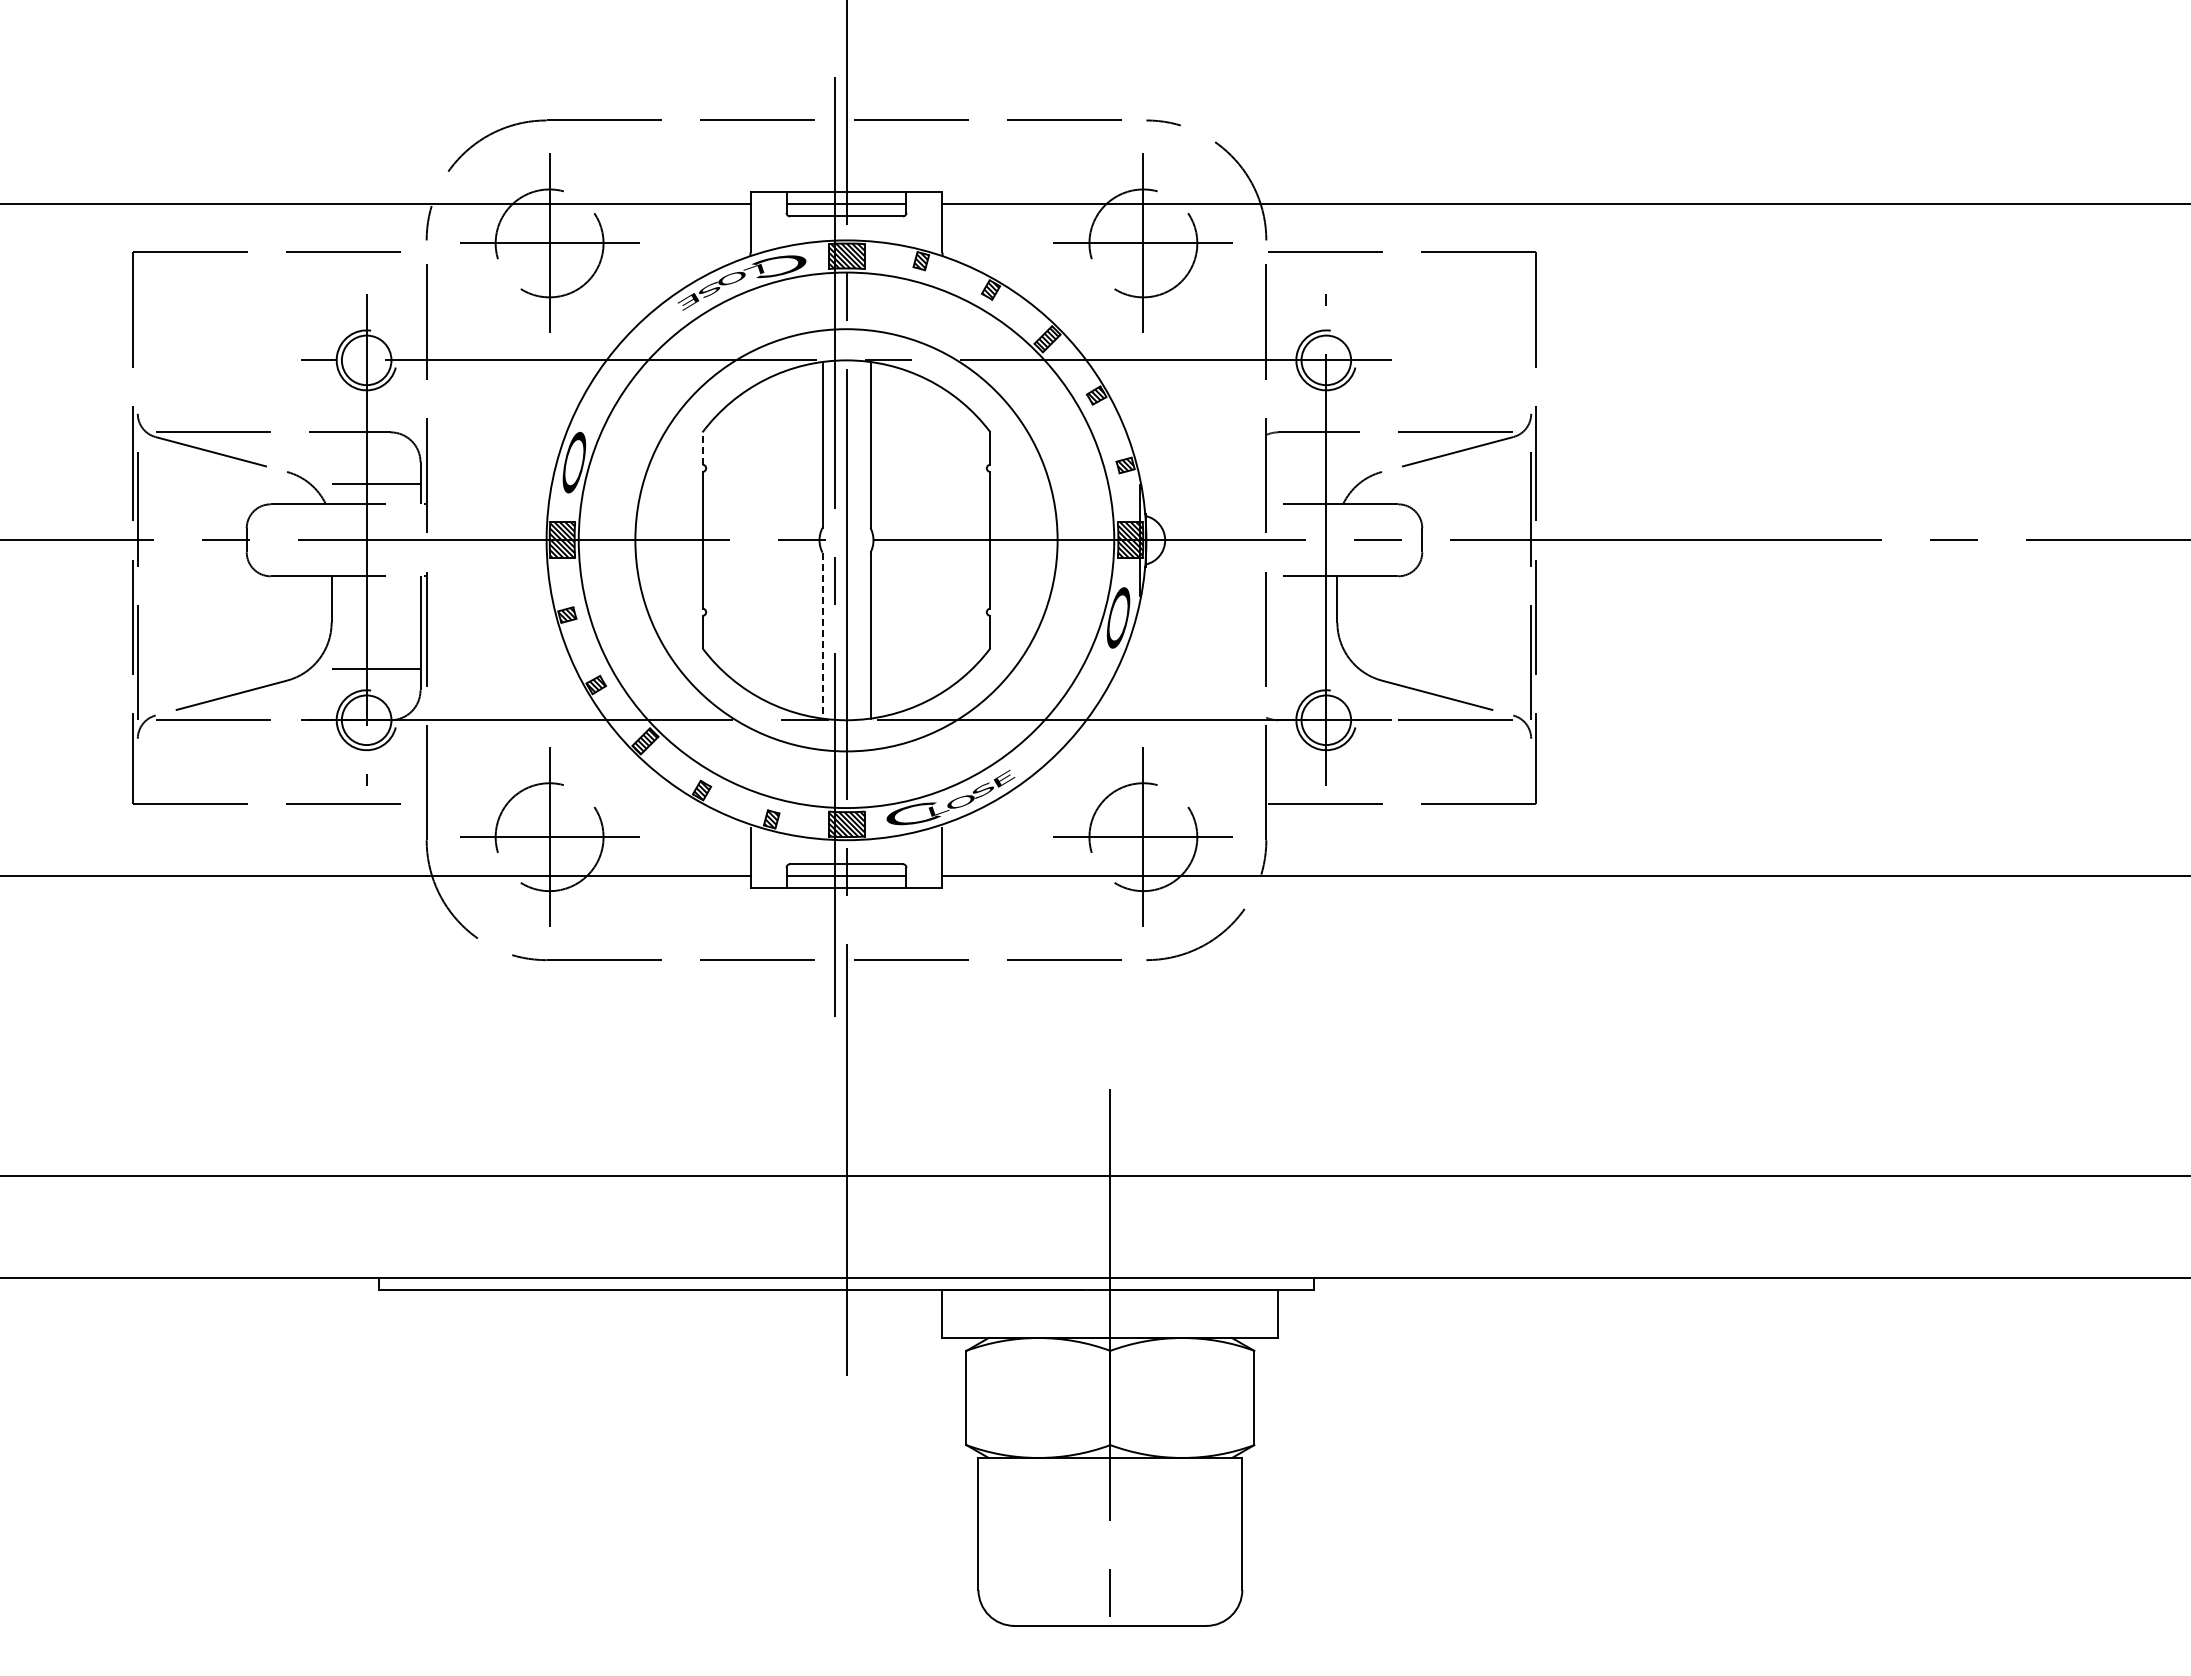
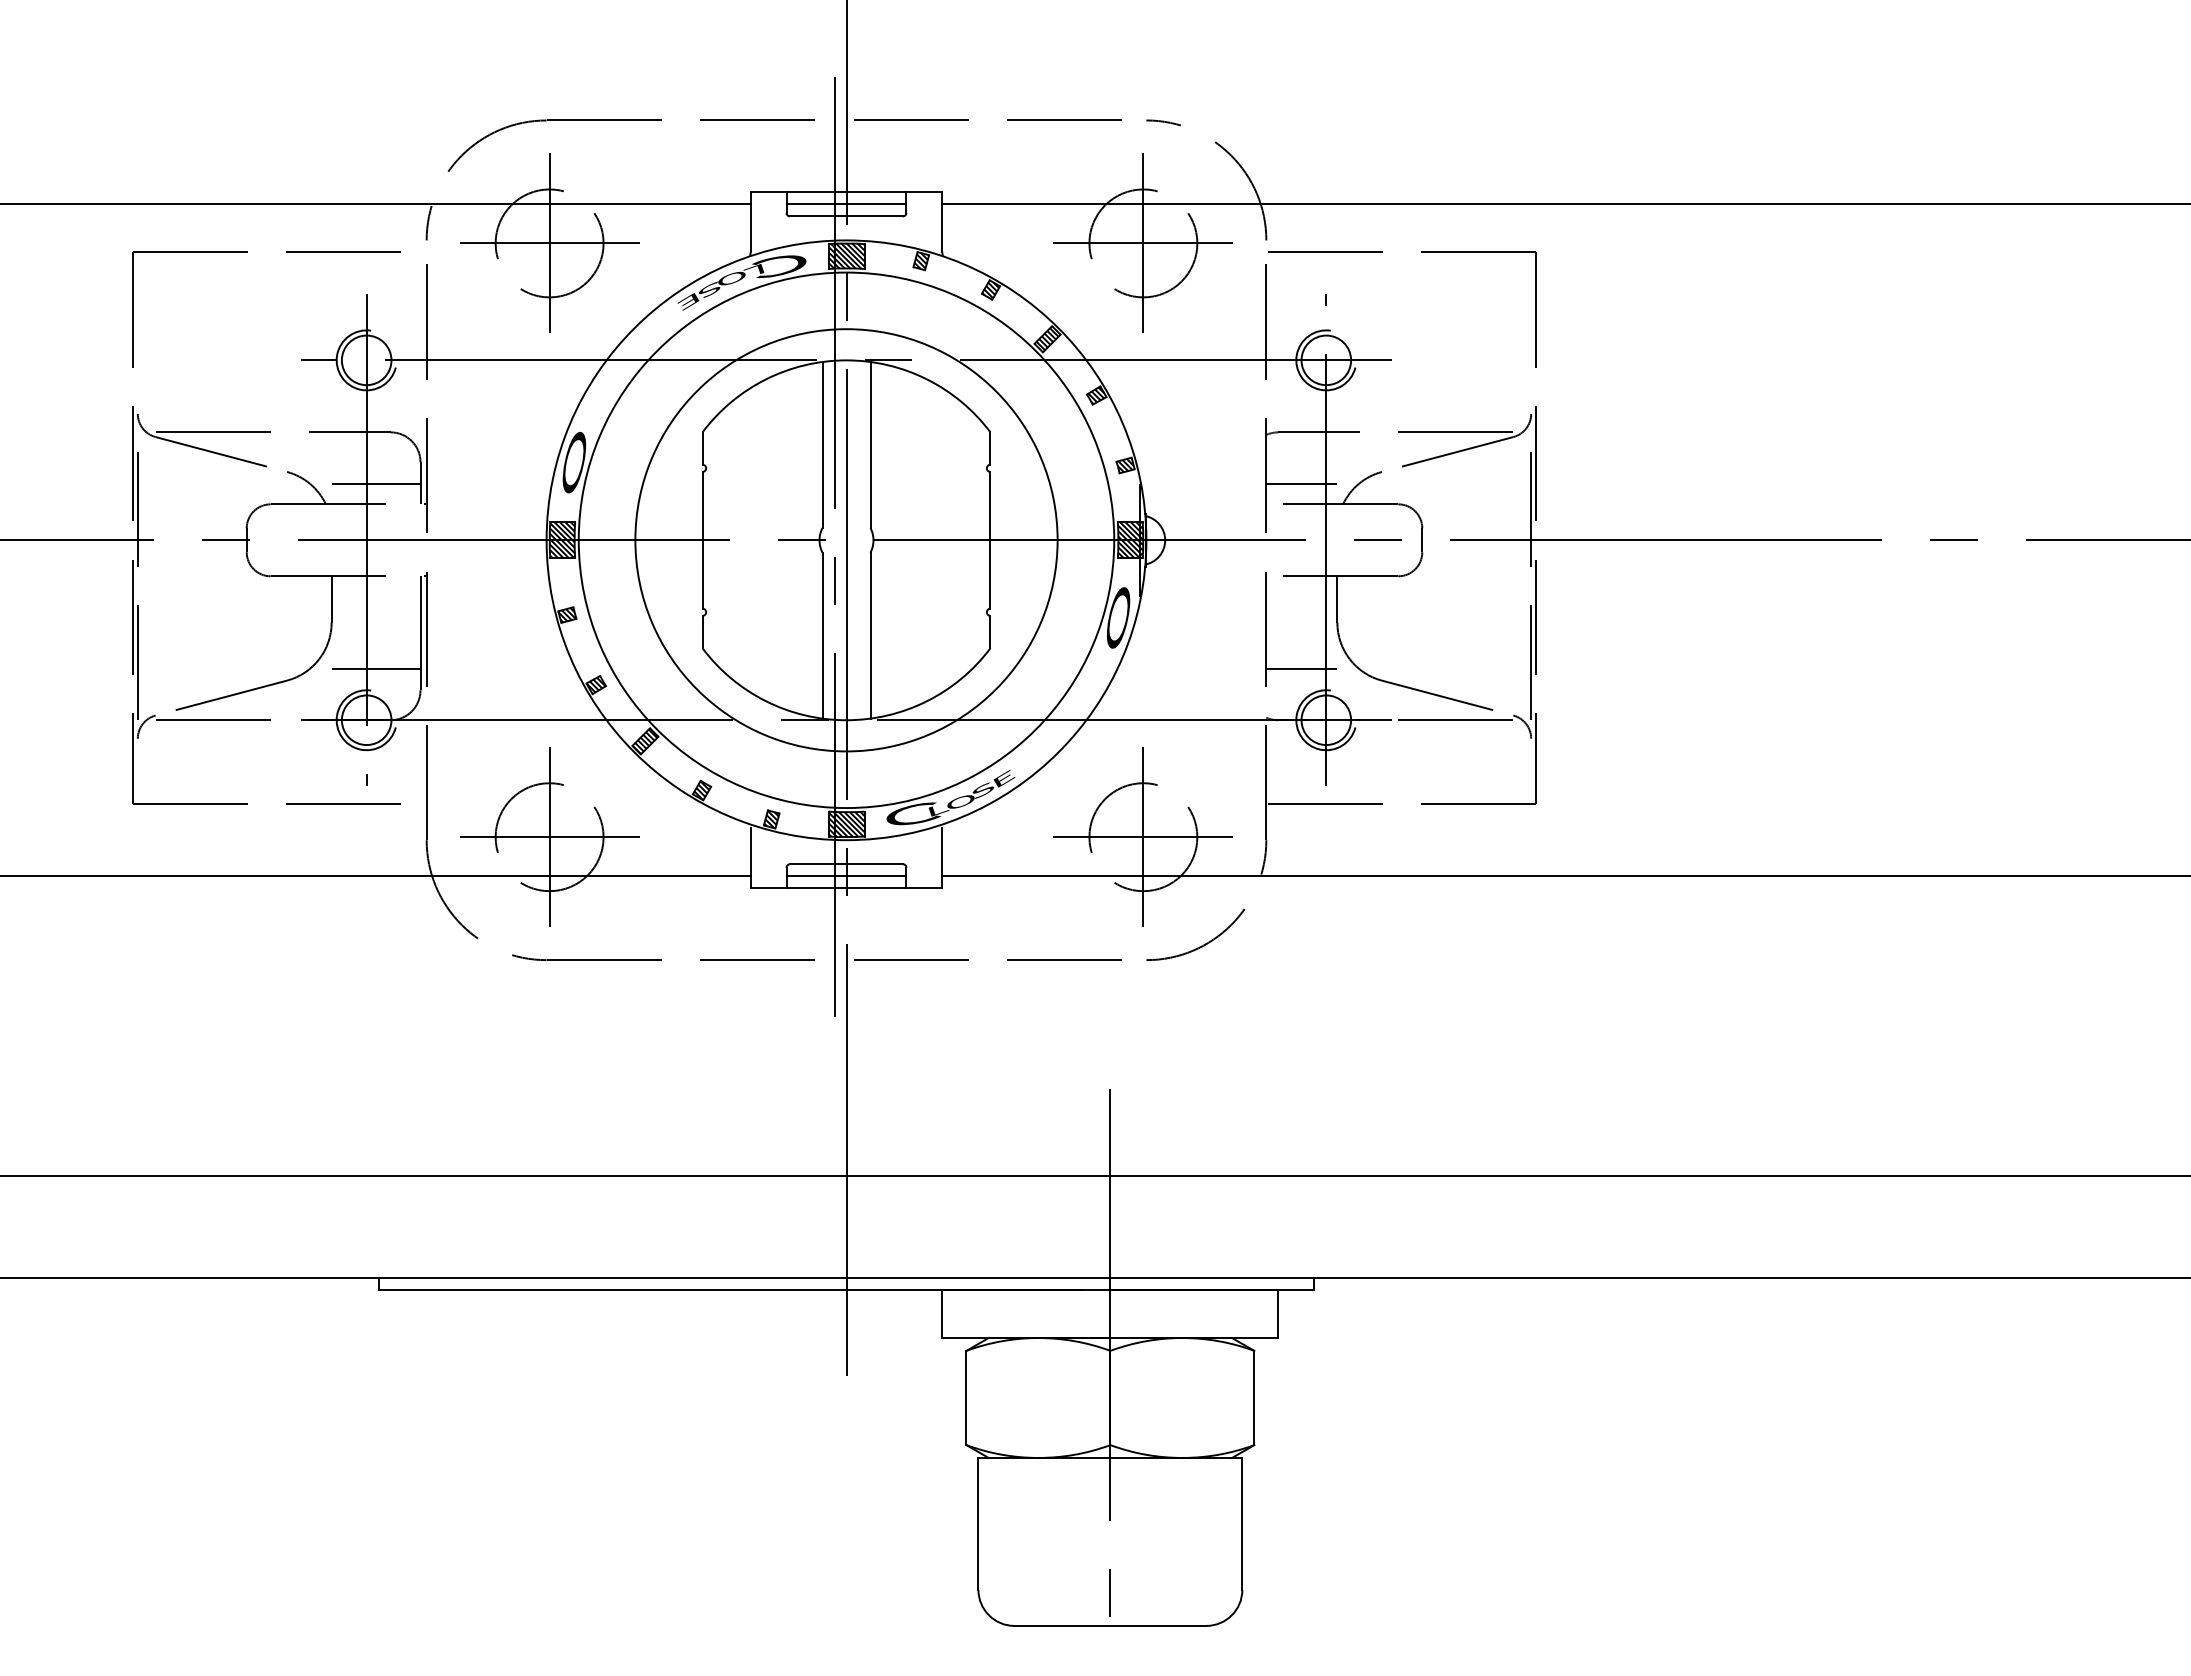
line: dashed -> solid (702, 448)
line: none -> present (1301, 483)
line: dashed -> solid (822, 635)
line: none -> present (1301, 668)
